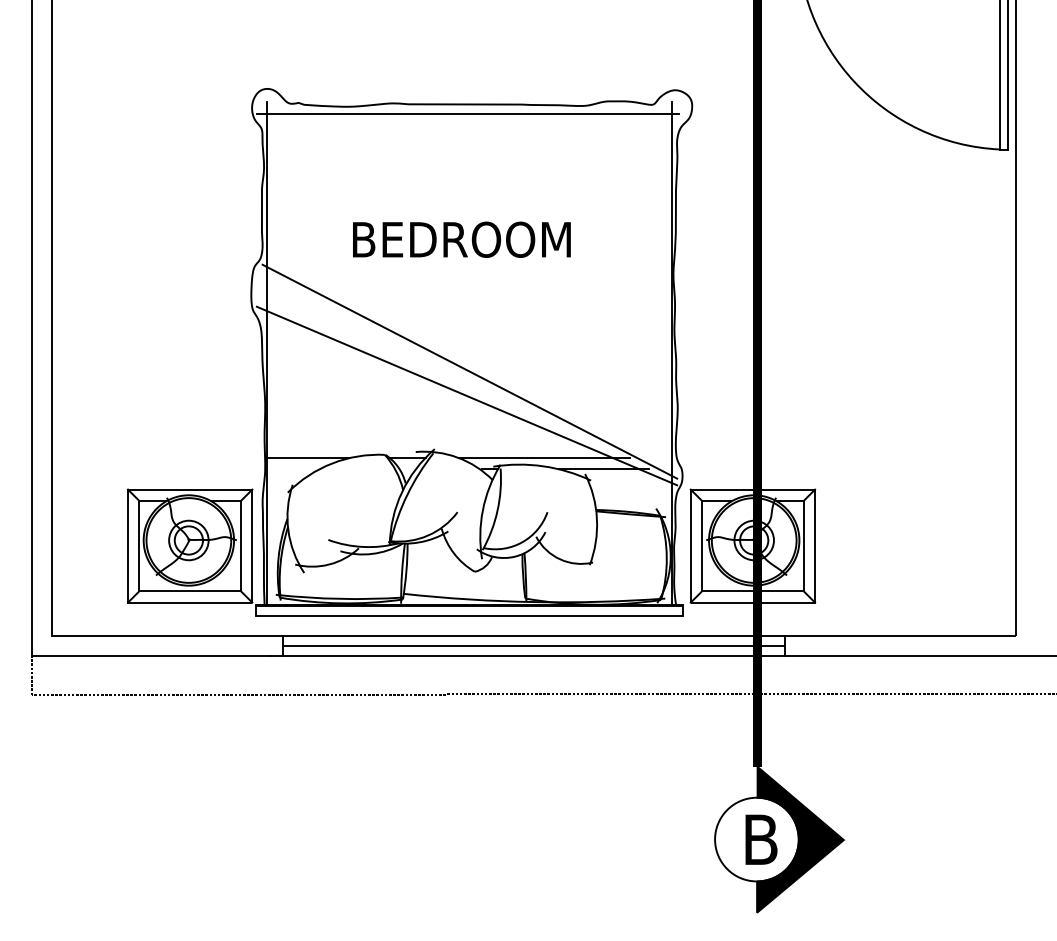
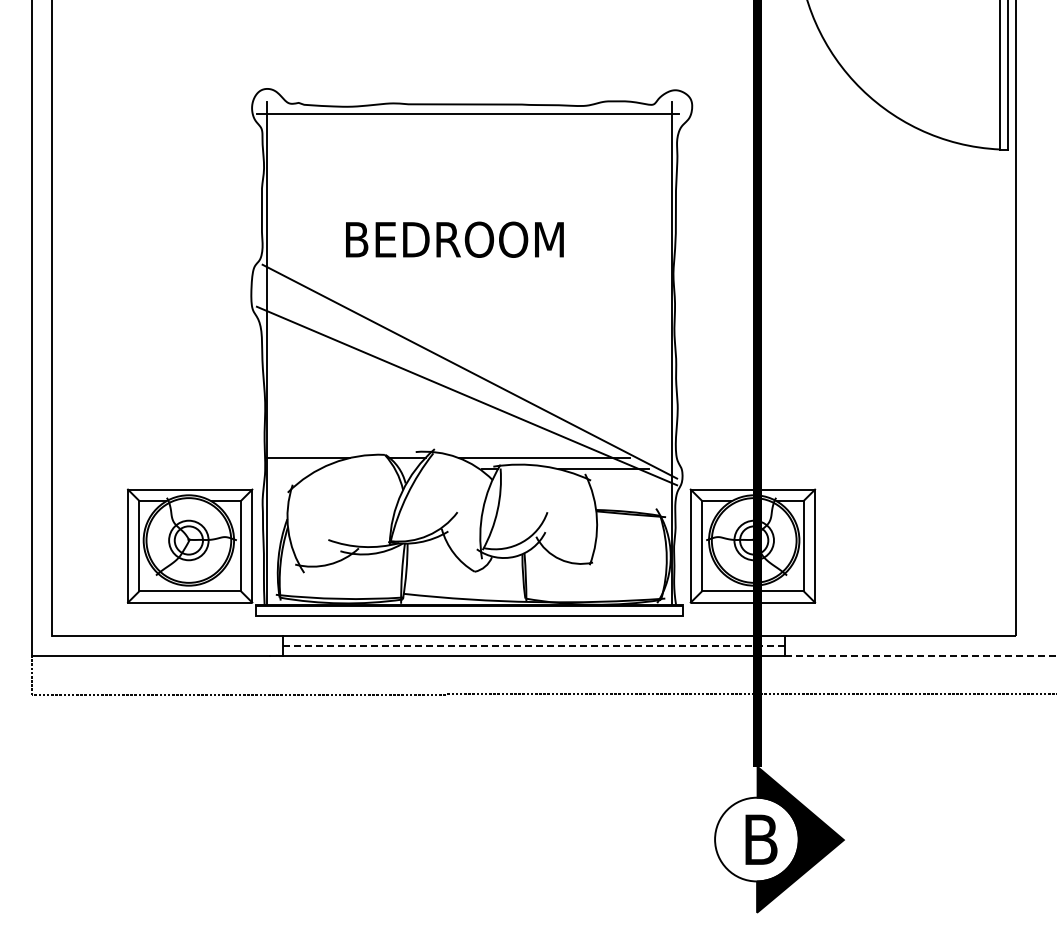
text position: (461, 239) -> (454, 239) (454, 239)
line: solid -> dashed (533, 646)
line: solid -> dashed (920, 656)
